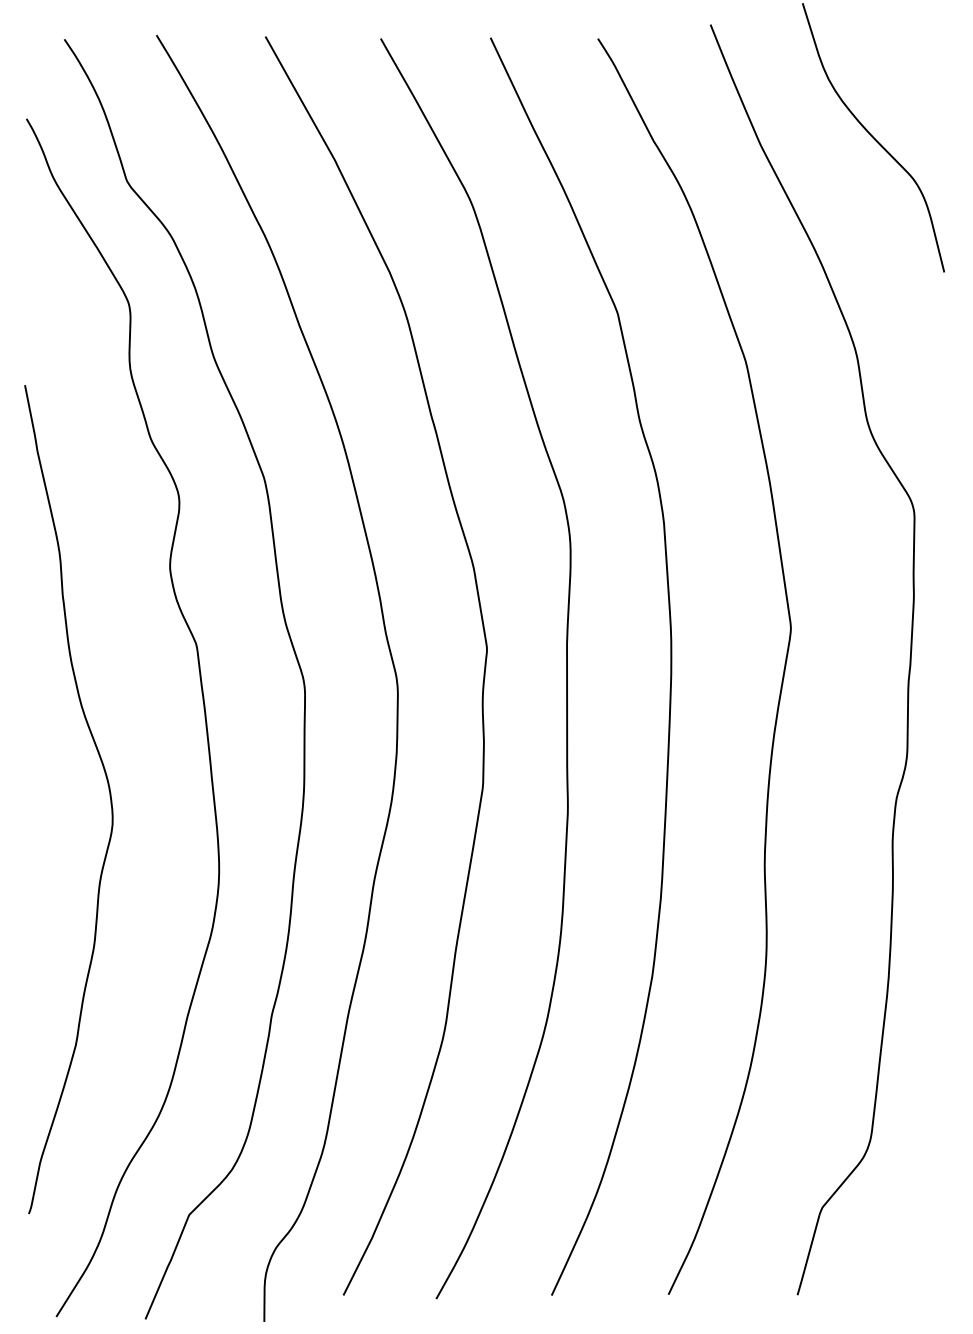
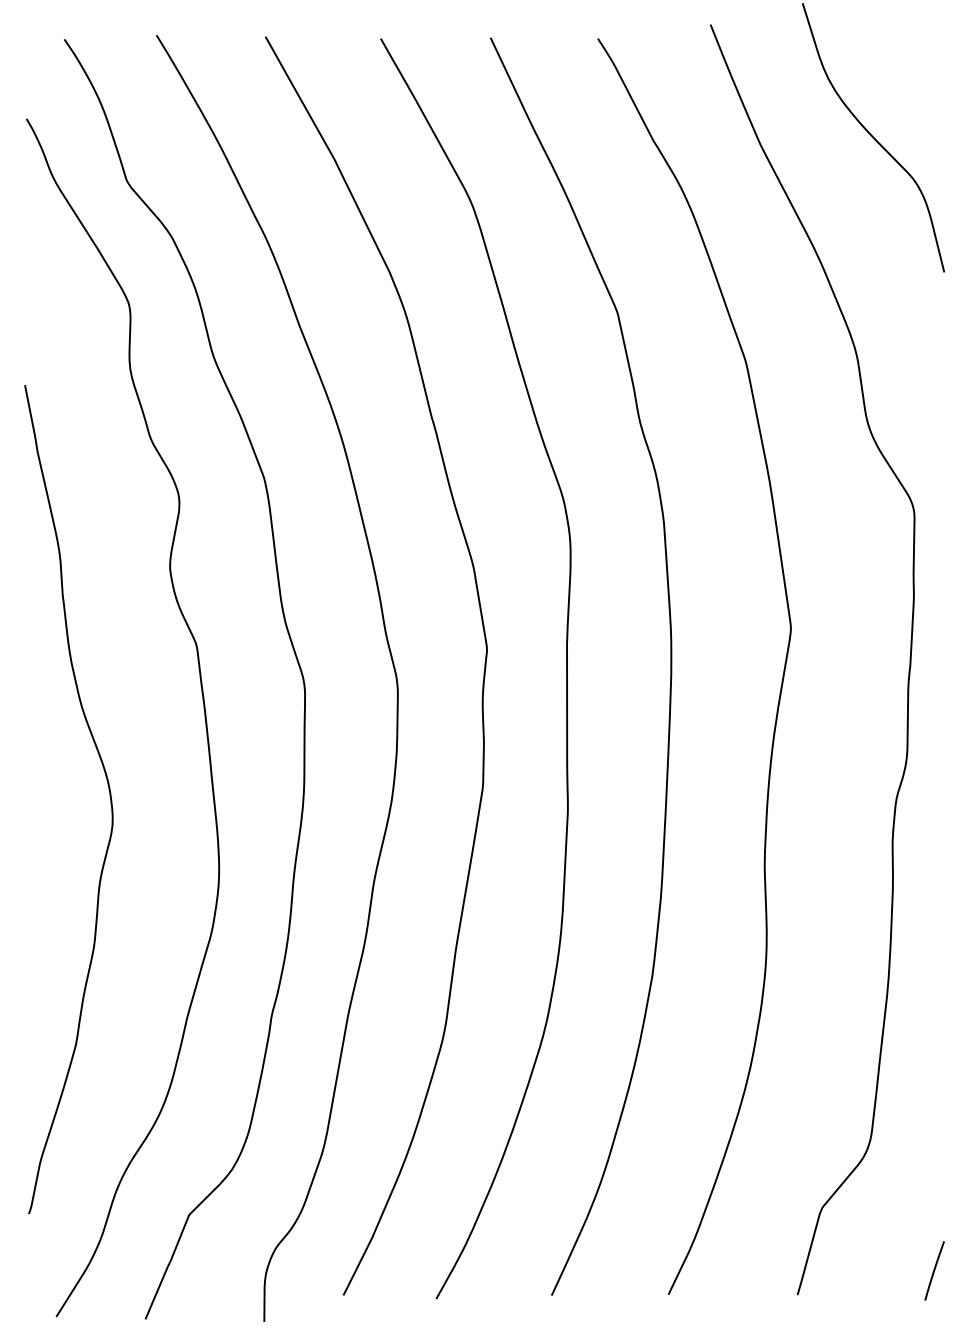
line: none -> present (934, 1270)
